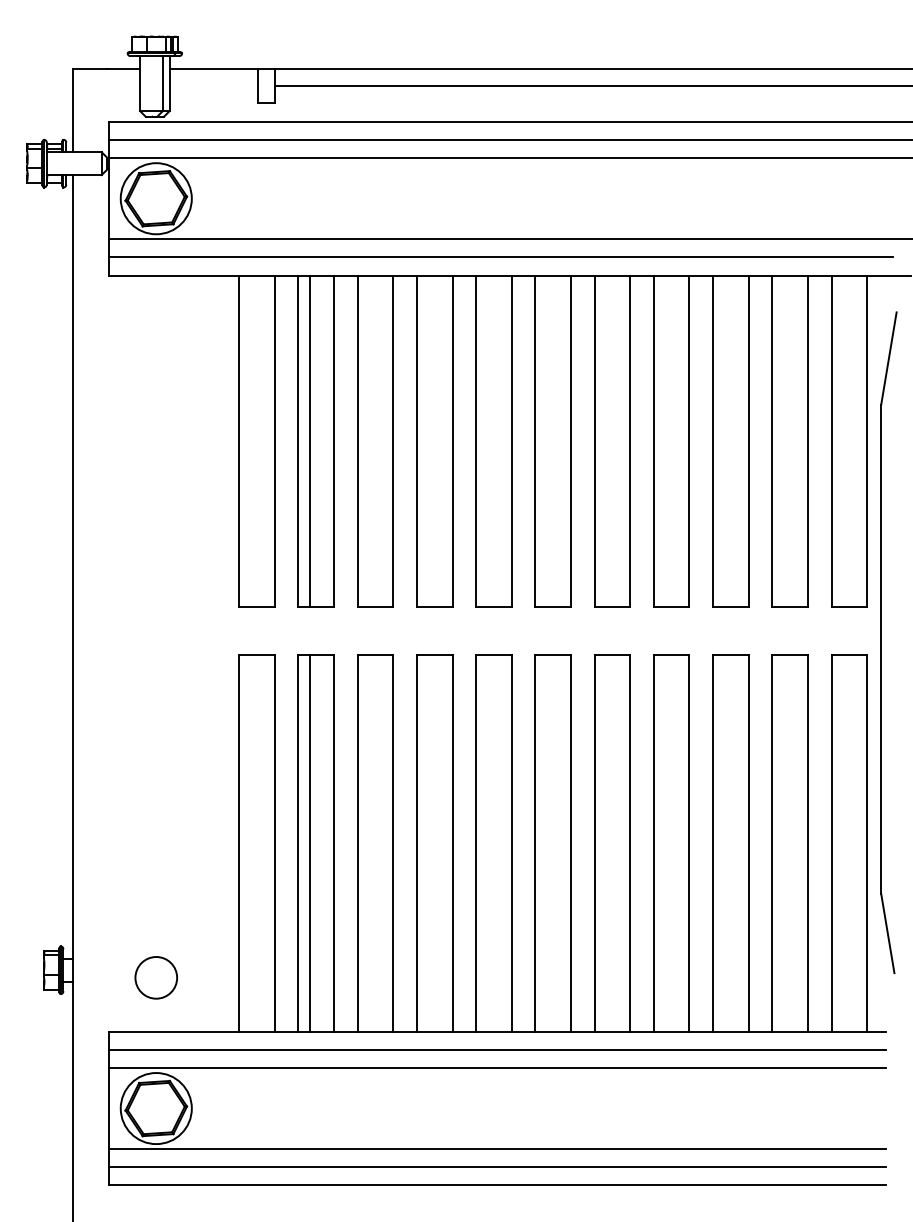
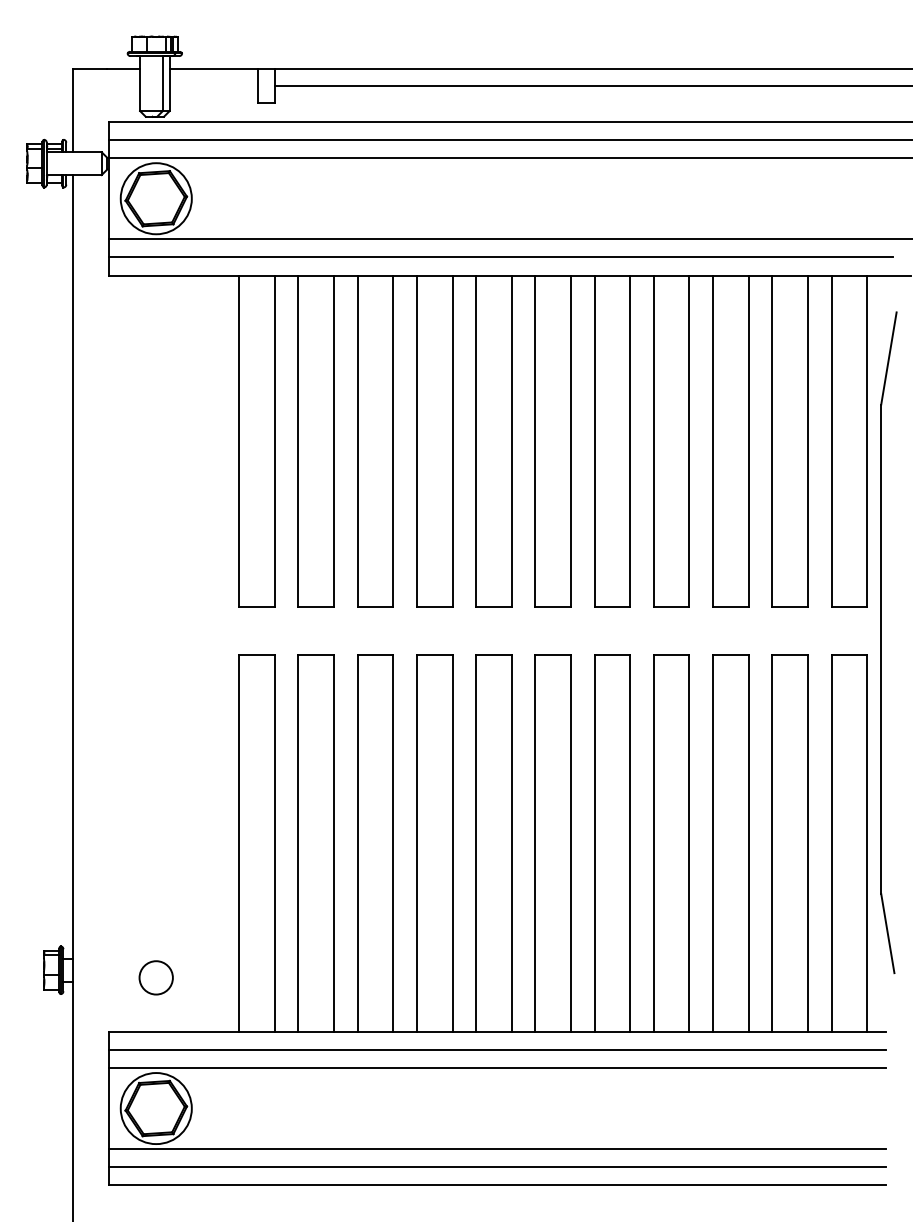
line: present -> none (310, 441)
line: present -> none (310, 842)
circle size: 44x44 px -> 36x36 px (155, 977)
